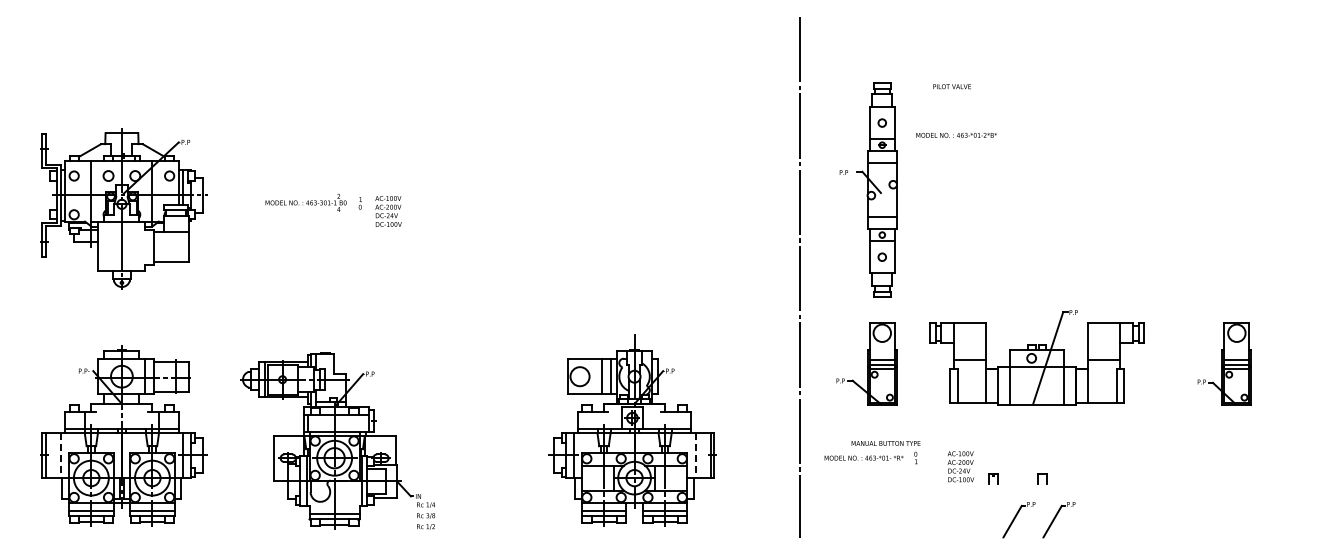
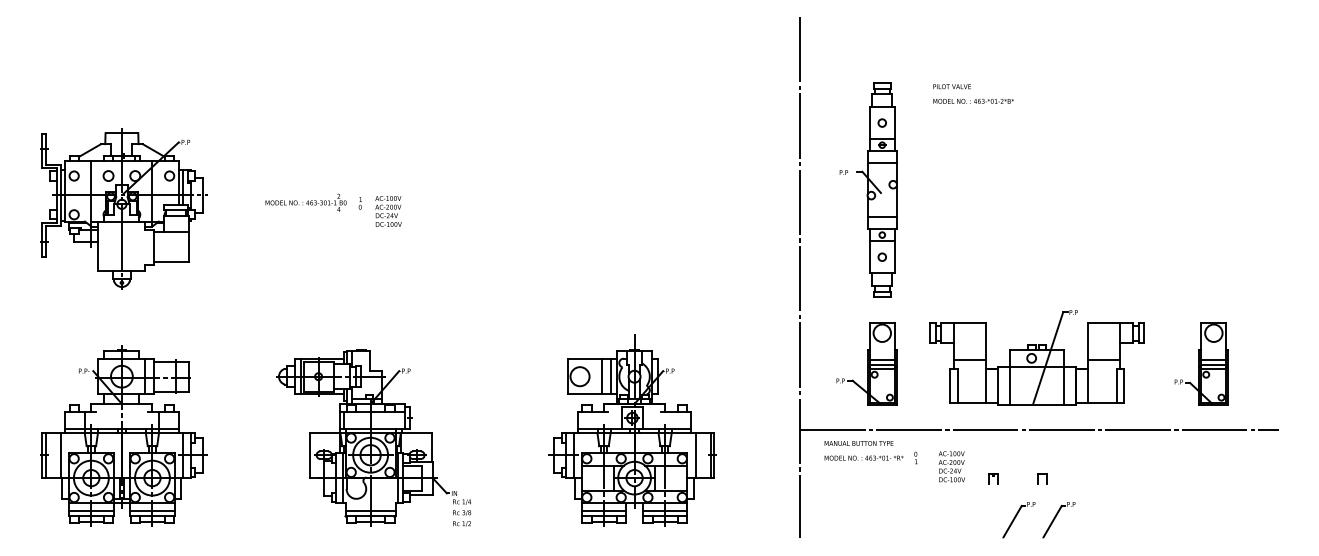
text position: (956, 135) -> (973, 101) (973, 101)
part position: (1224, 363) -> (1201, 363) (1201, 363)
line: none -> present (1039, 429)
part position: (337, 440) -> (373, 437) (373, 437)
text position: (885, 443) -> (858, 443) (858, 443)
line: dashed -> solid (60, 455)
line: dashed -> solid (695, 455)
text position: (960, 466) -> (951, 466) (951, 466)
